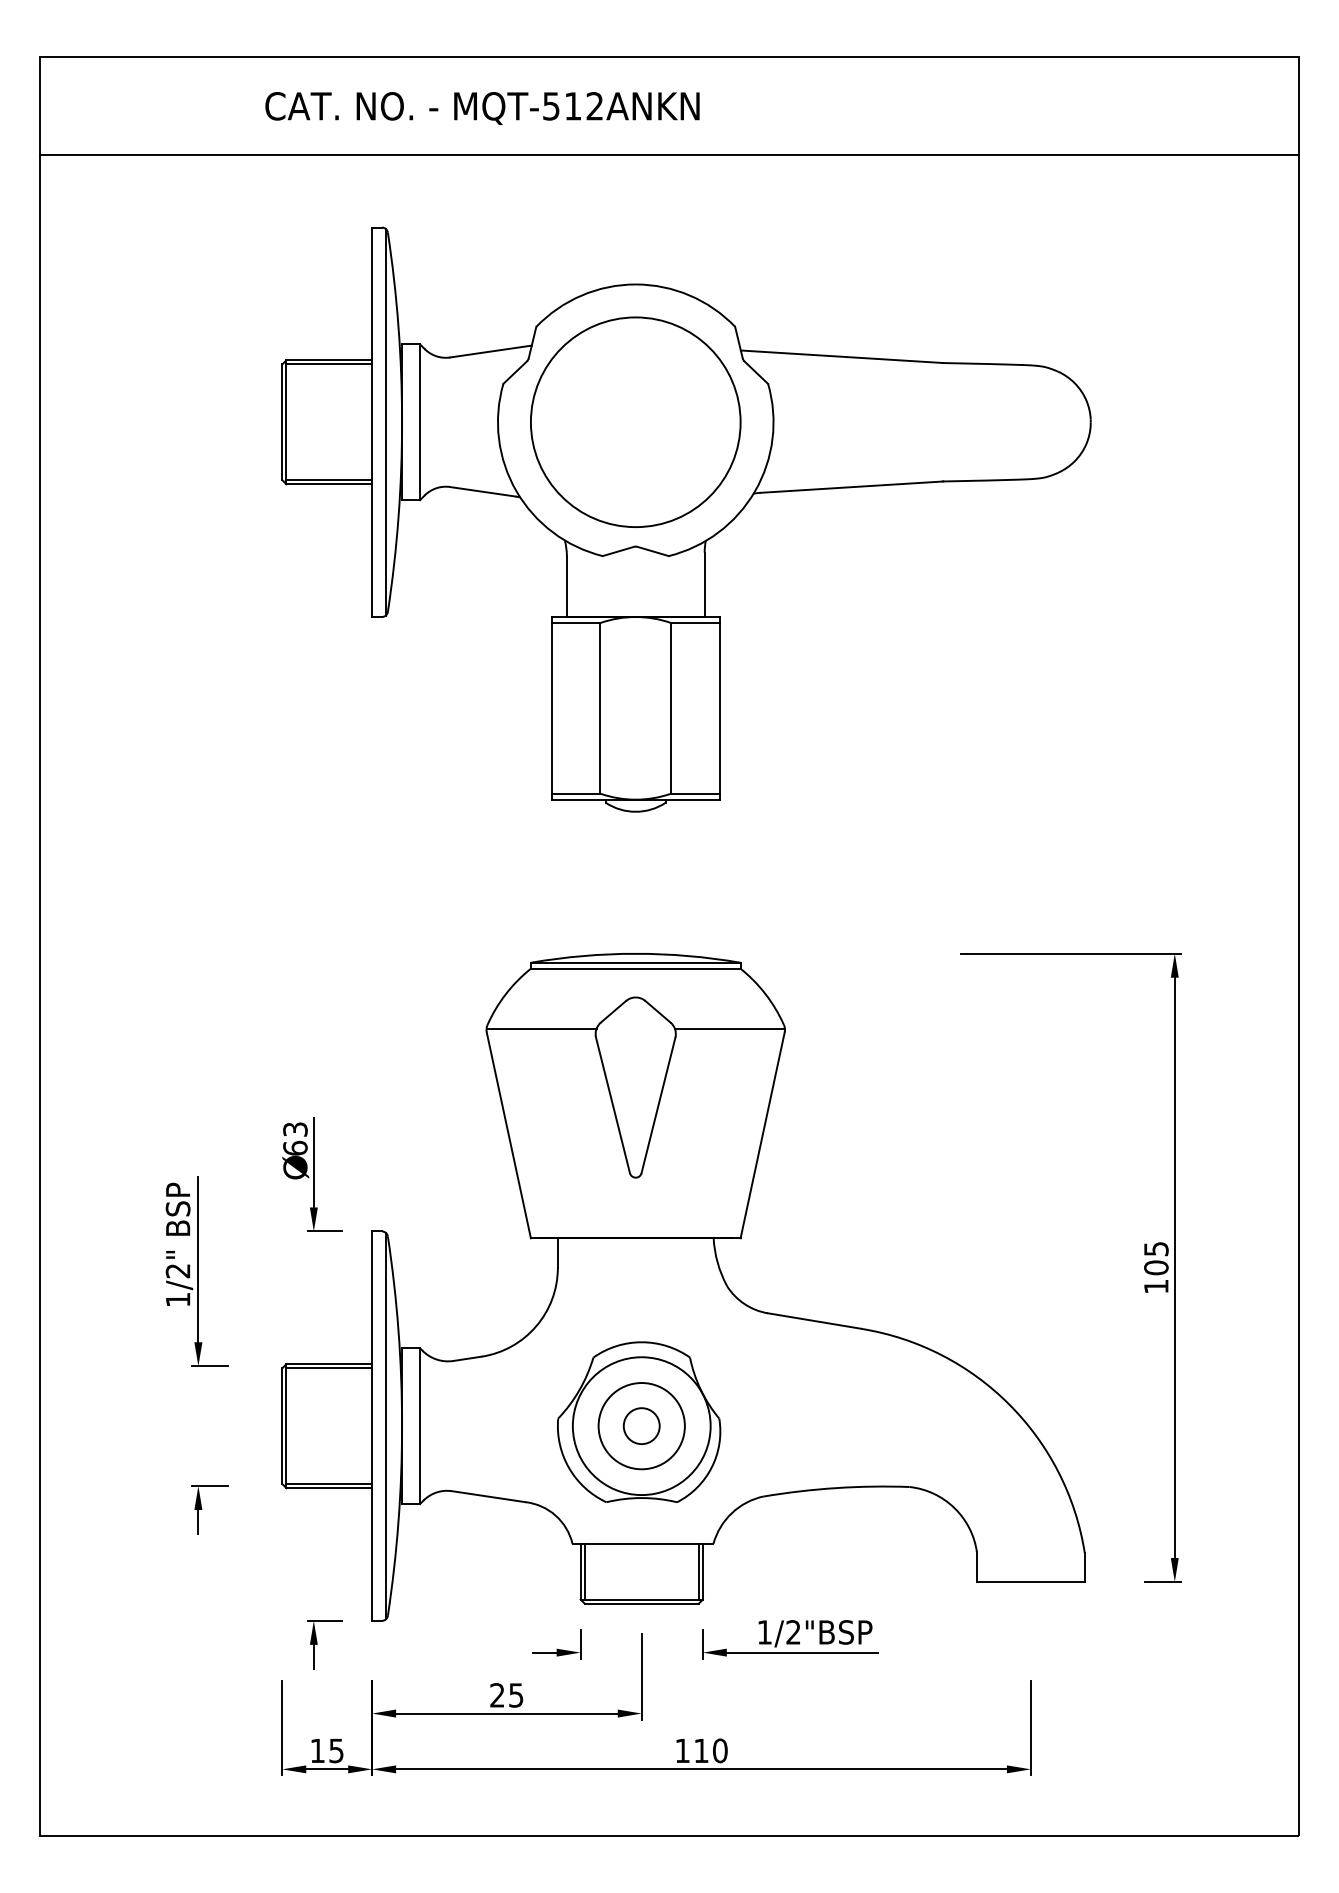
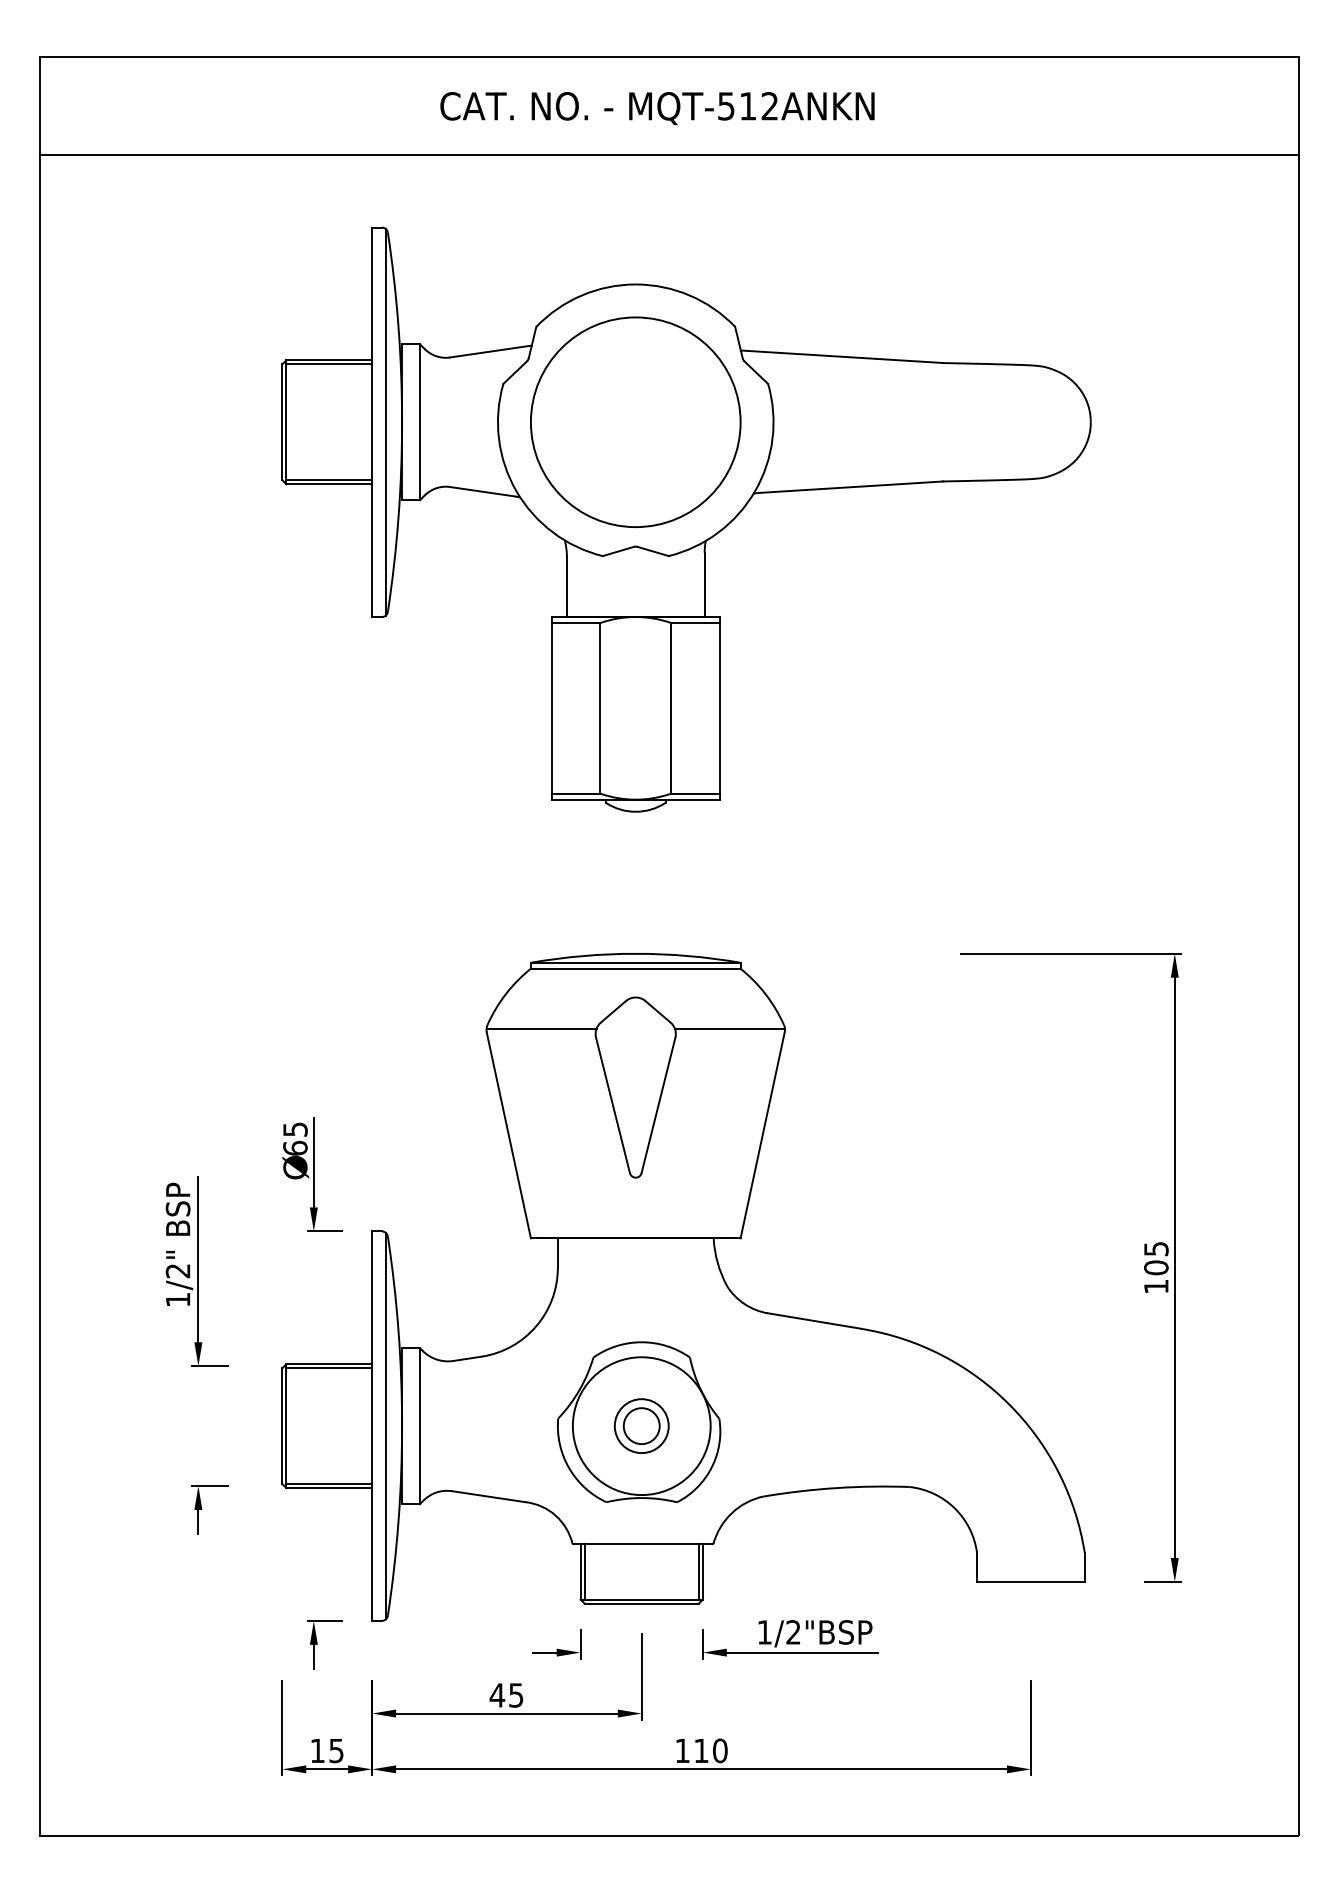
text position: (482, 108) -> (657, 108) (657, 108)
text: 63 -> 65 (295, 1128)
circle diameter: 86 px -> 54 px (641, 1426)
text: 25 -> 45 (497, 1695)
